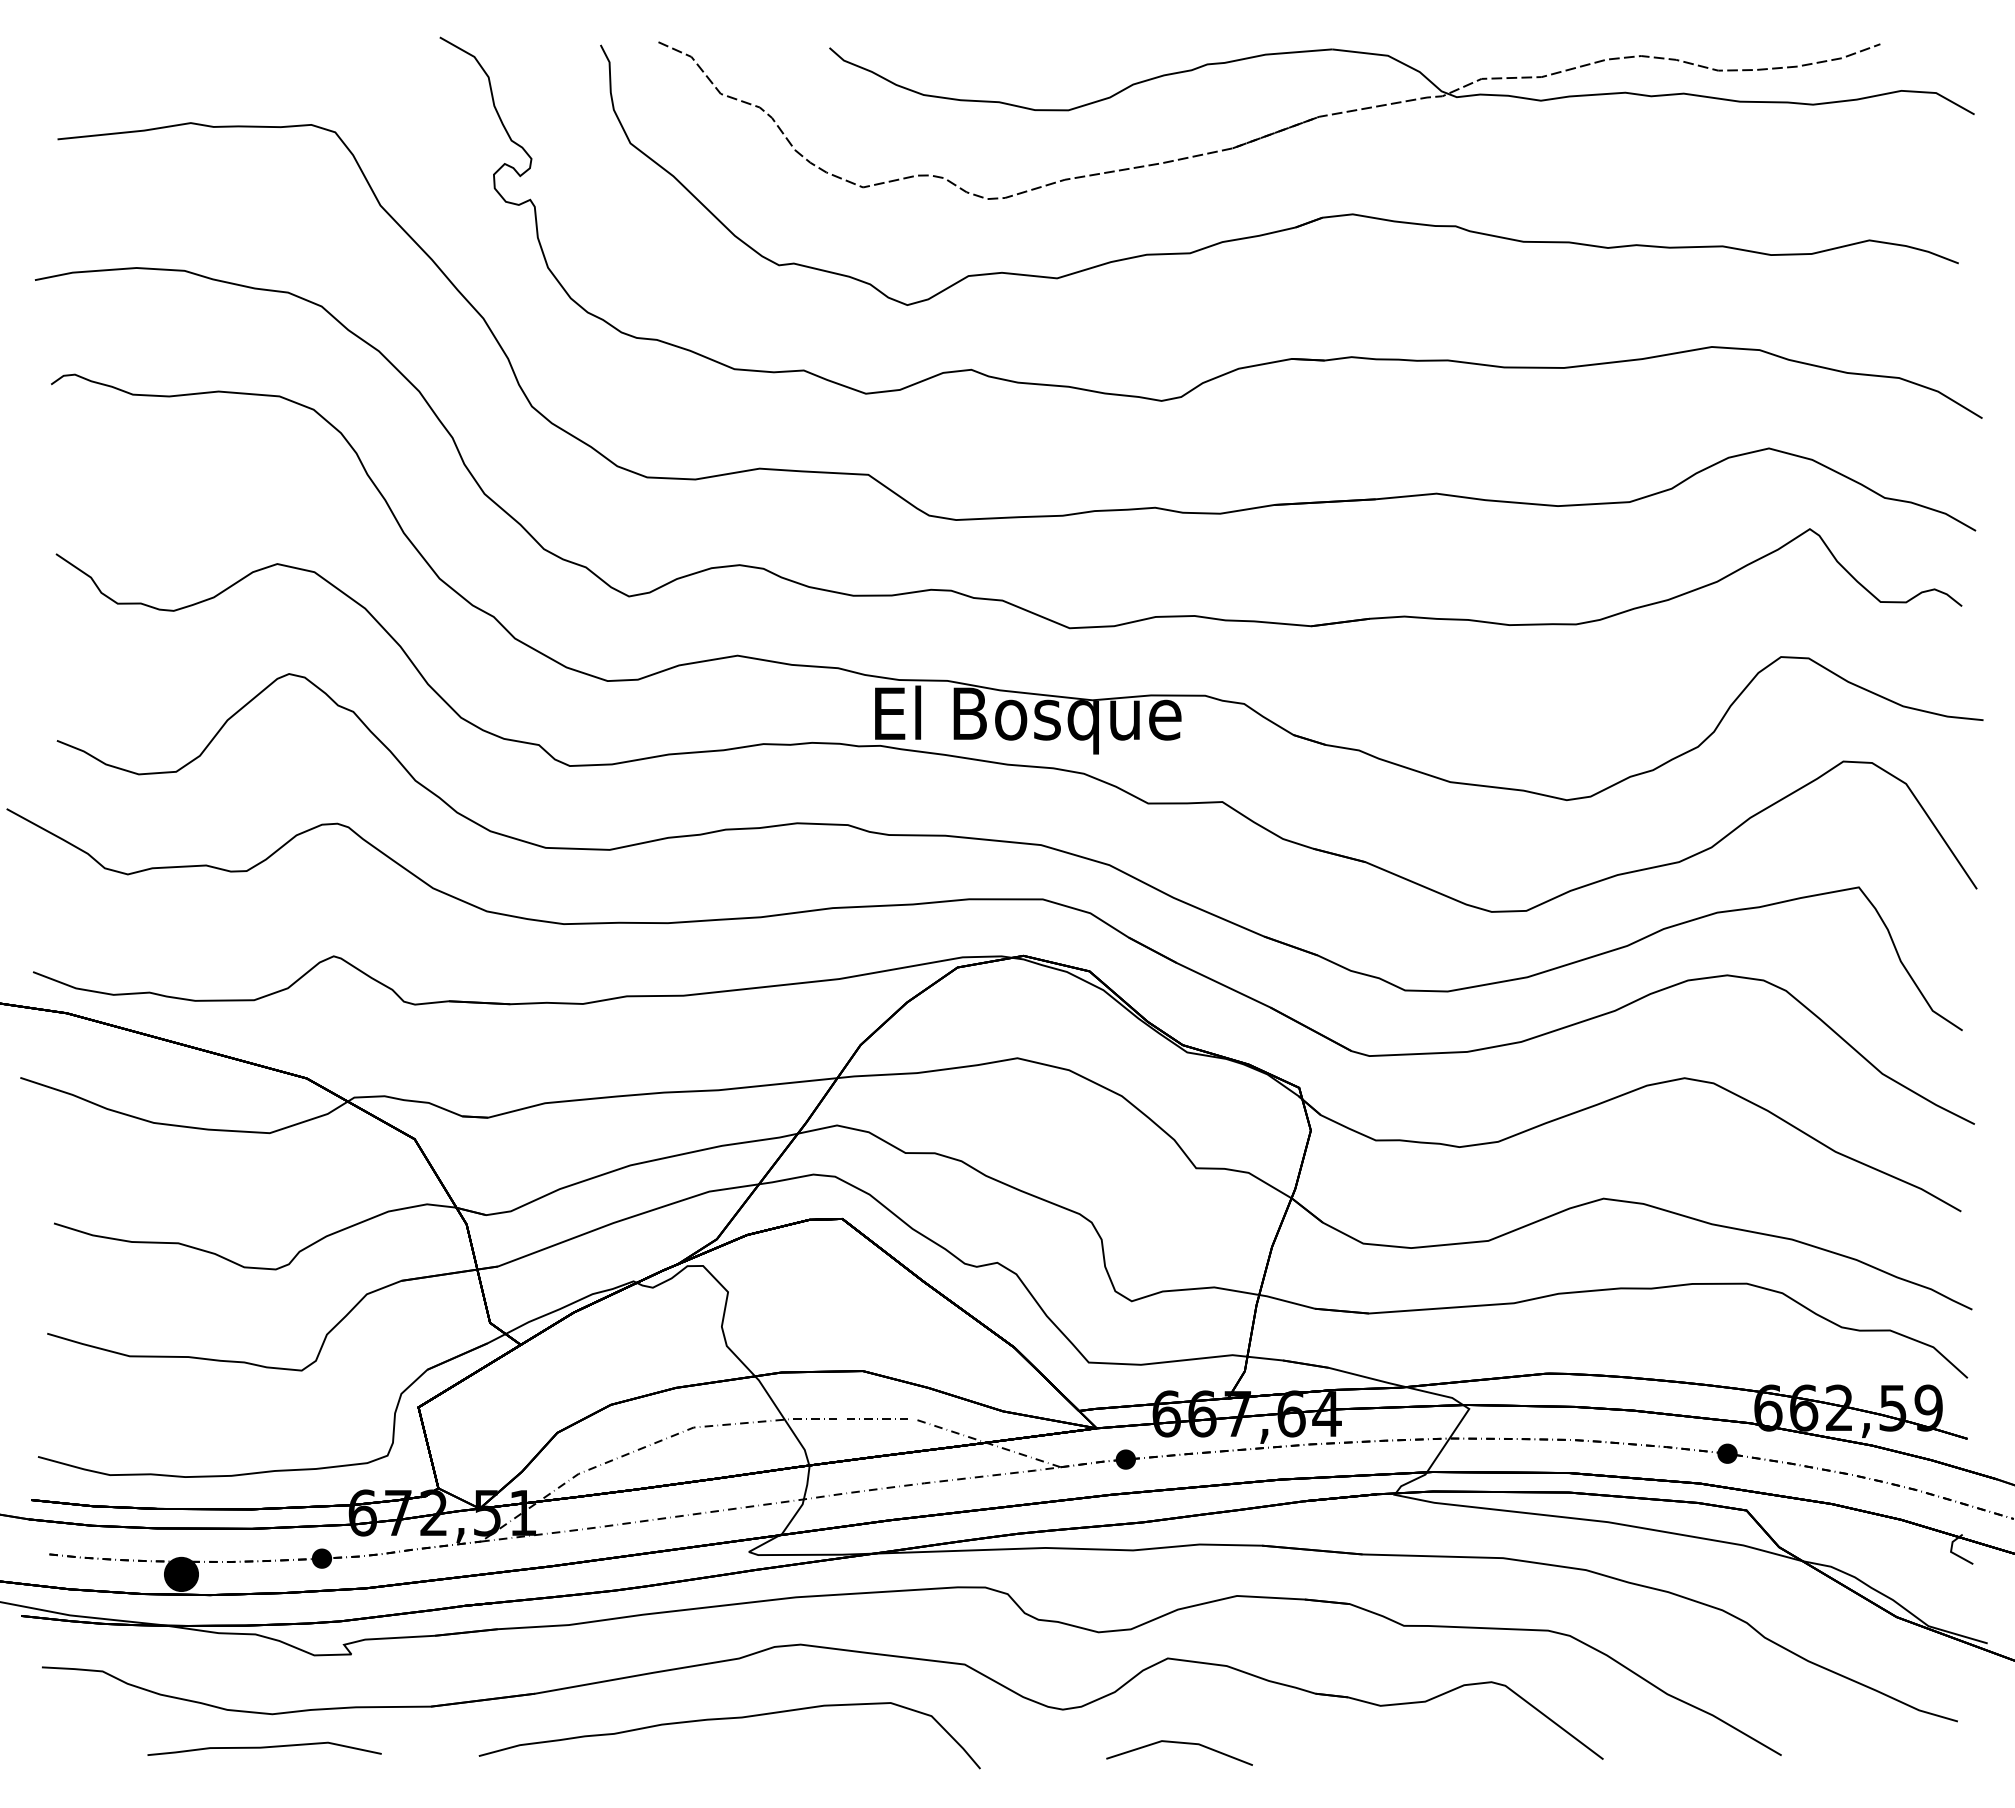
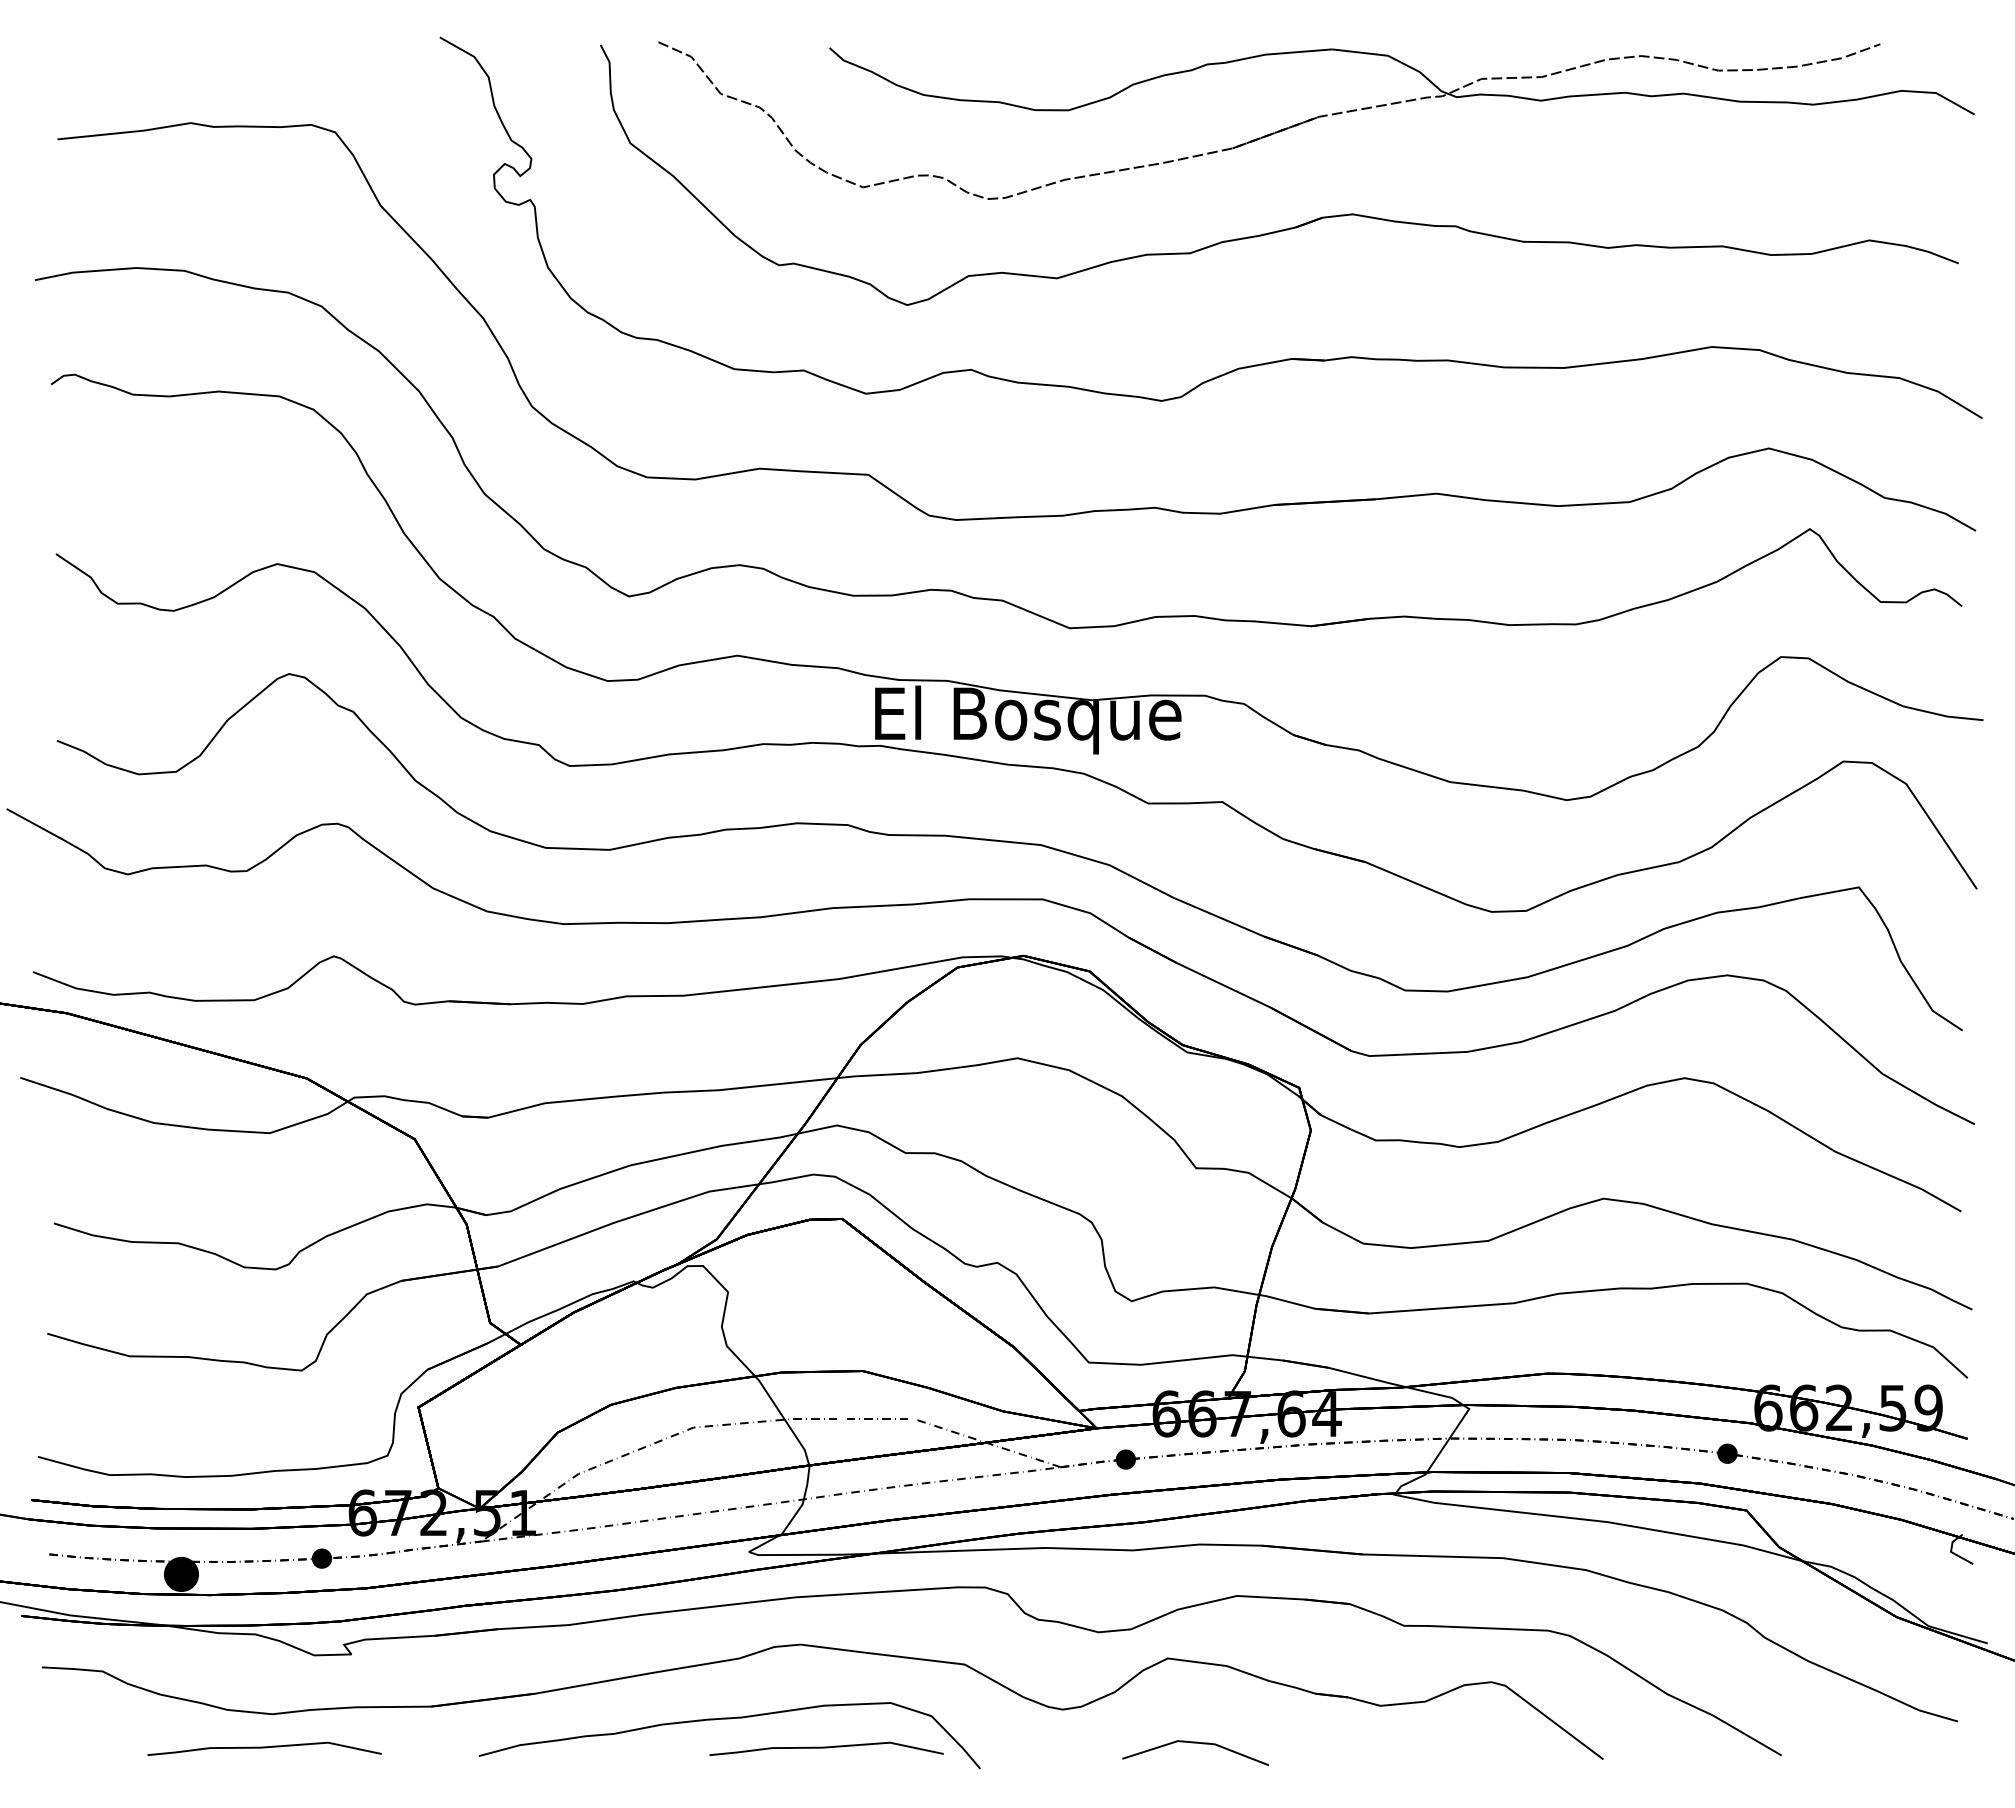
line position: (1179, 1743) -> (1195, 1743) (1195, 1743)
curve: none -> present (826, 1748)
